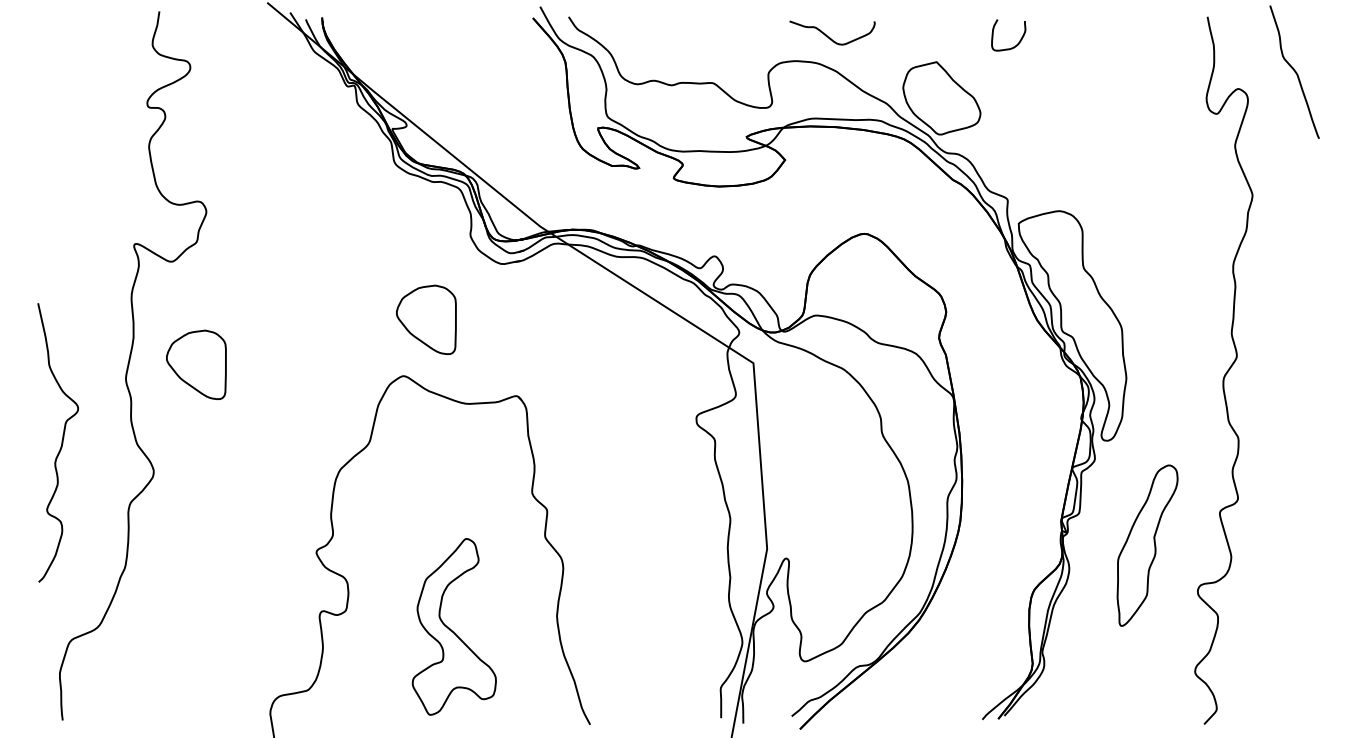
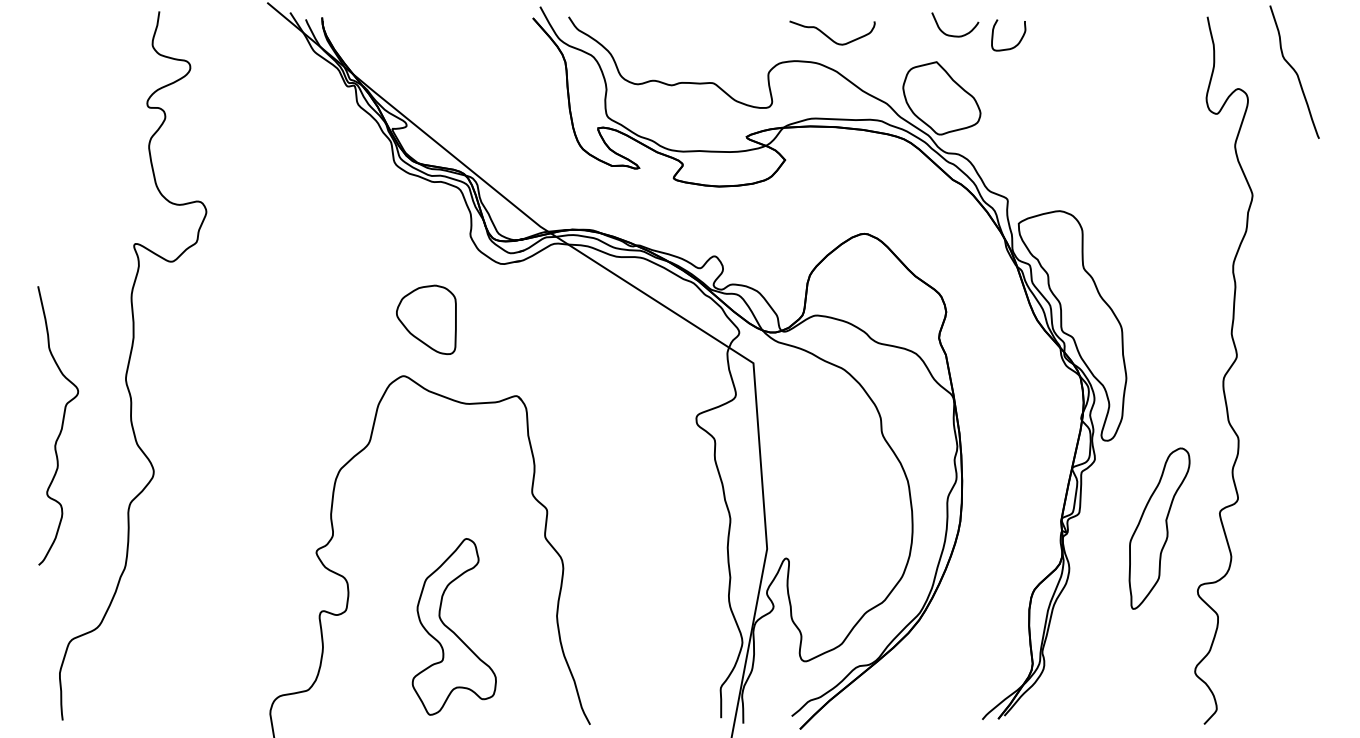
curve: none -> present (955, 35)
part: present -> none (196, 364)
curve position: (61, 442) -> (61, 425) (61, 425)
part position: (1147, 545) -> (1159, 528) (1159, 528)
